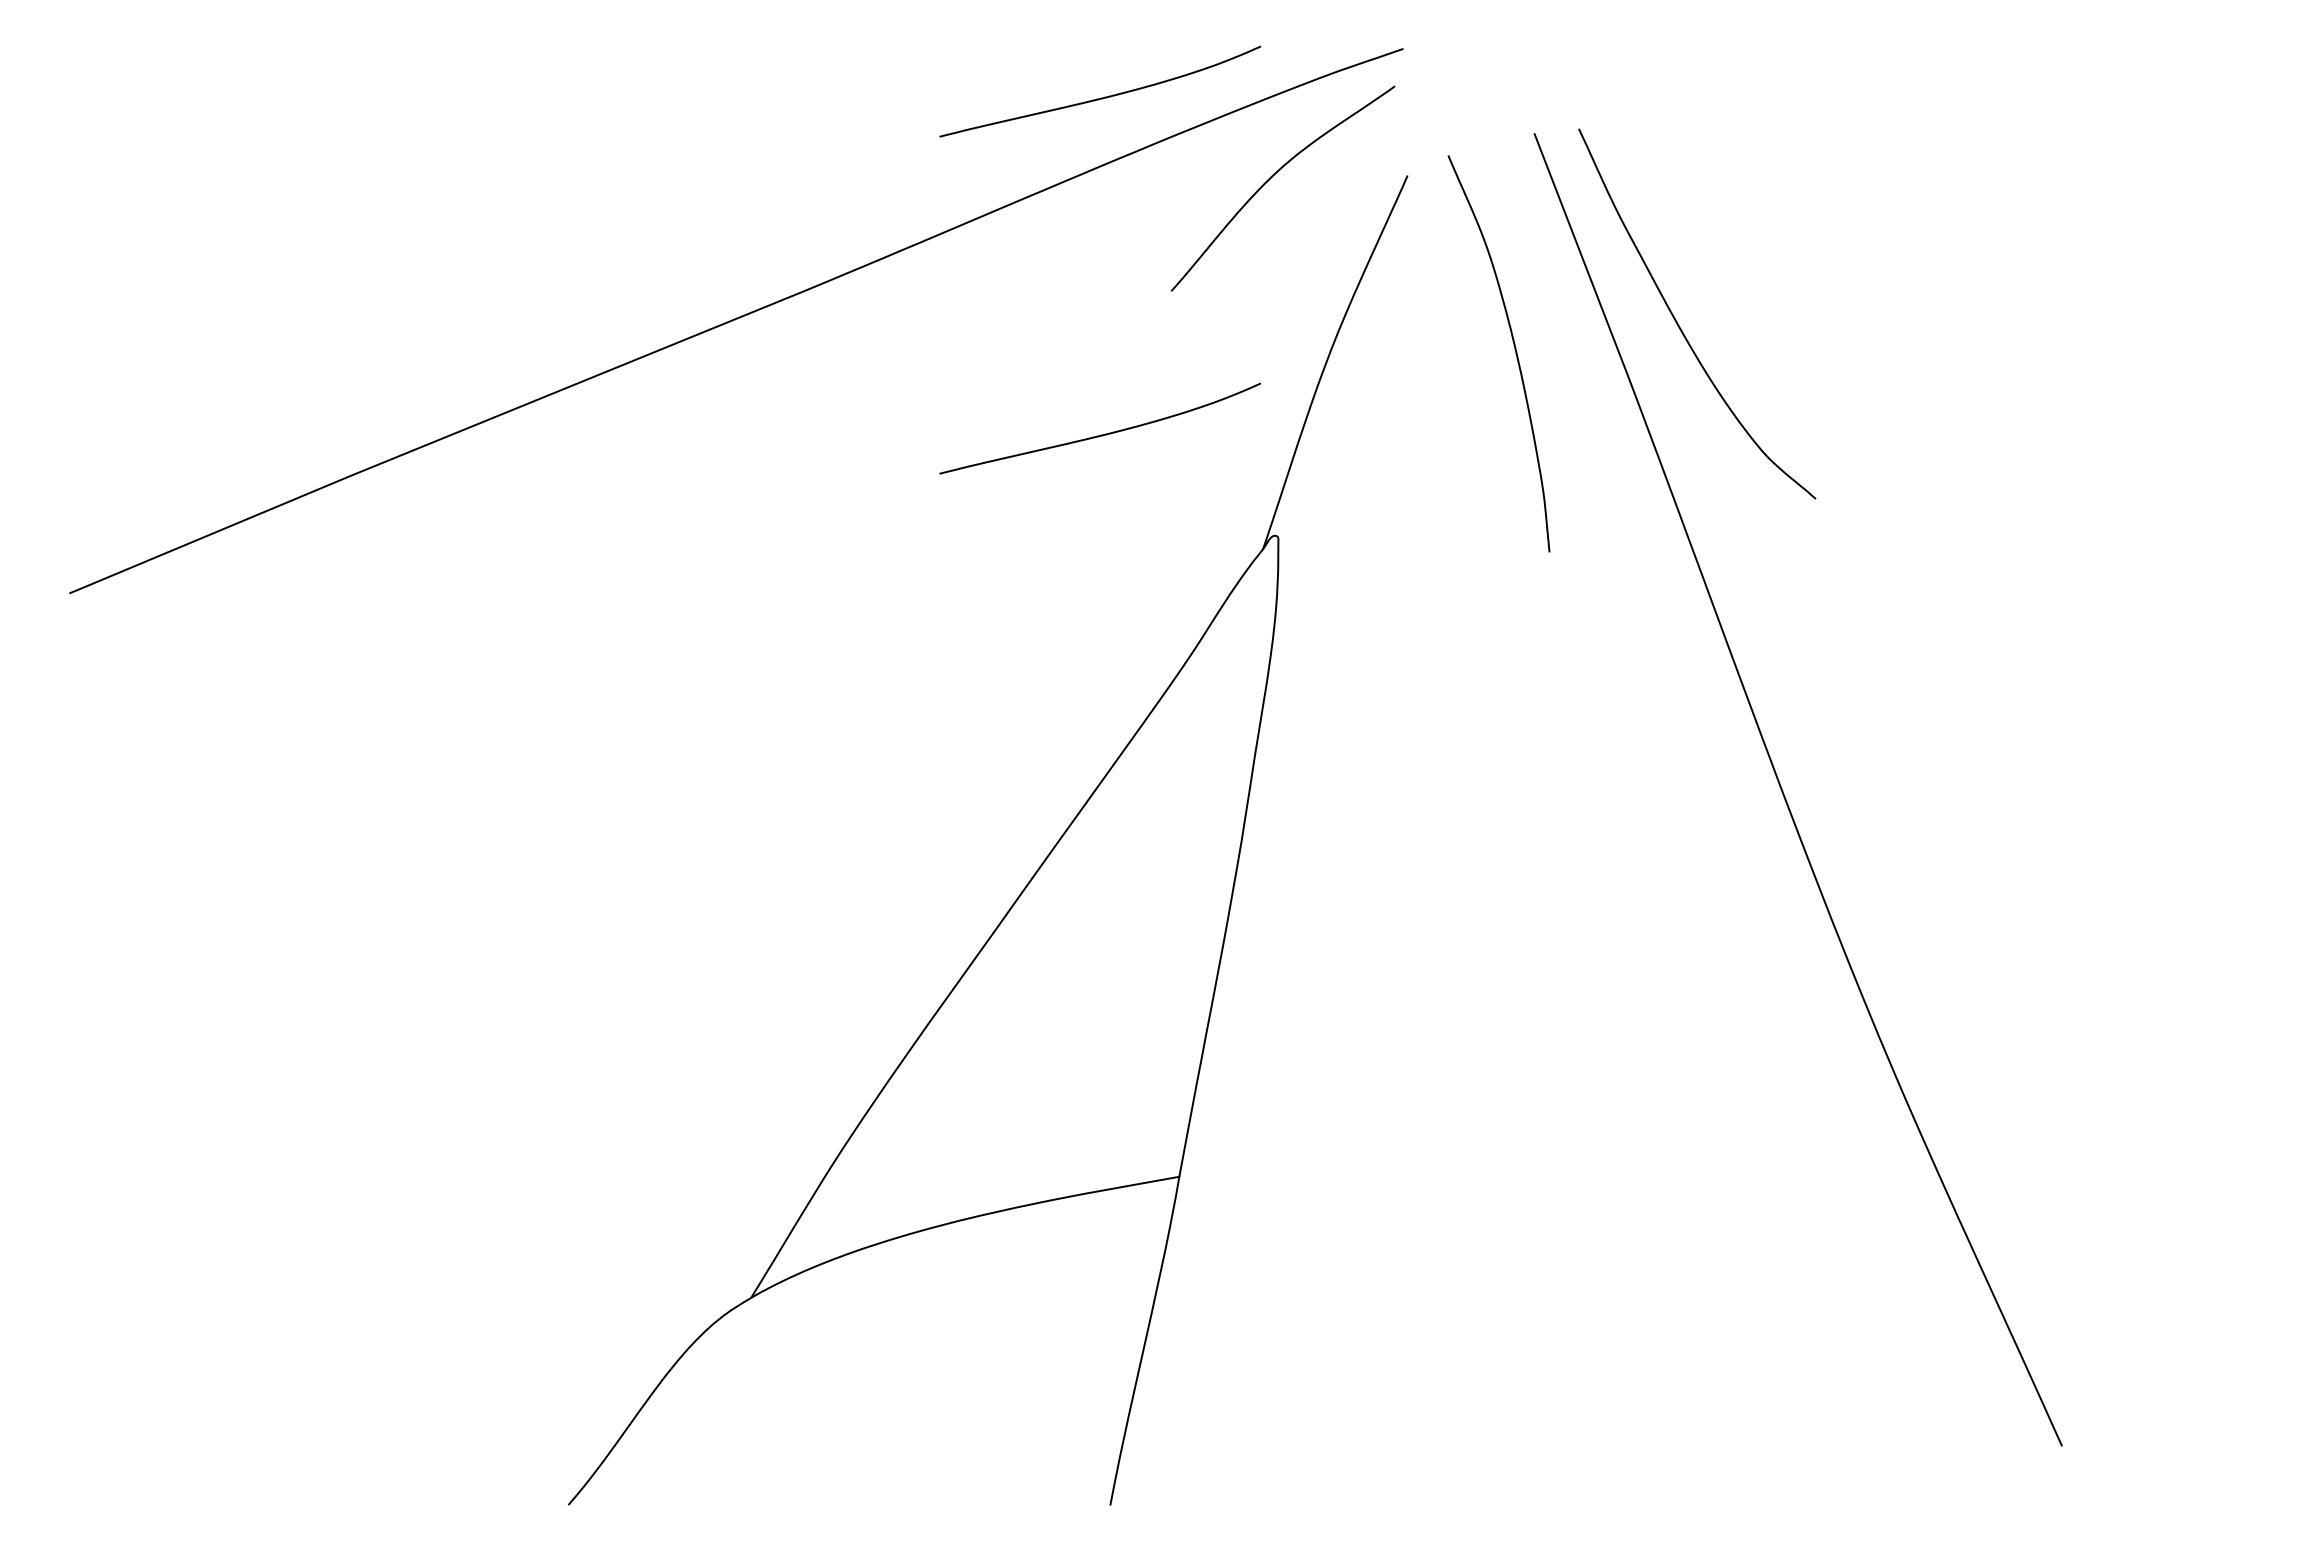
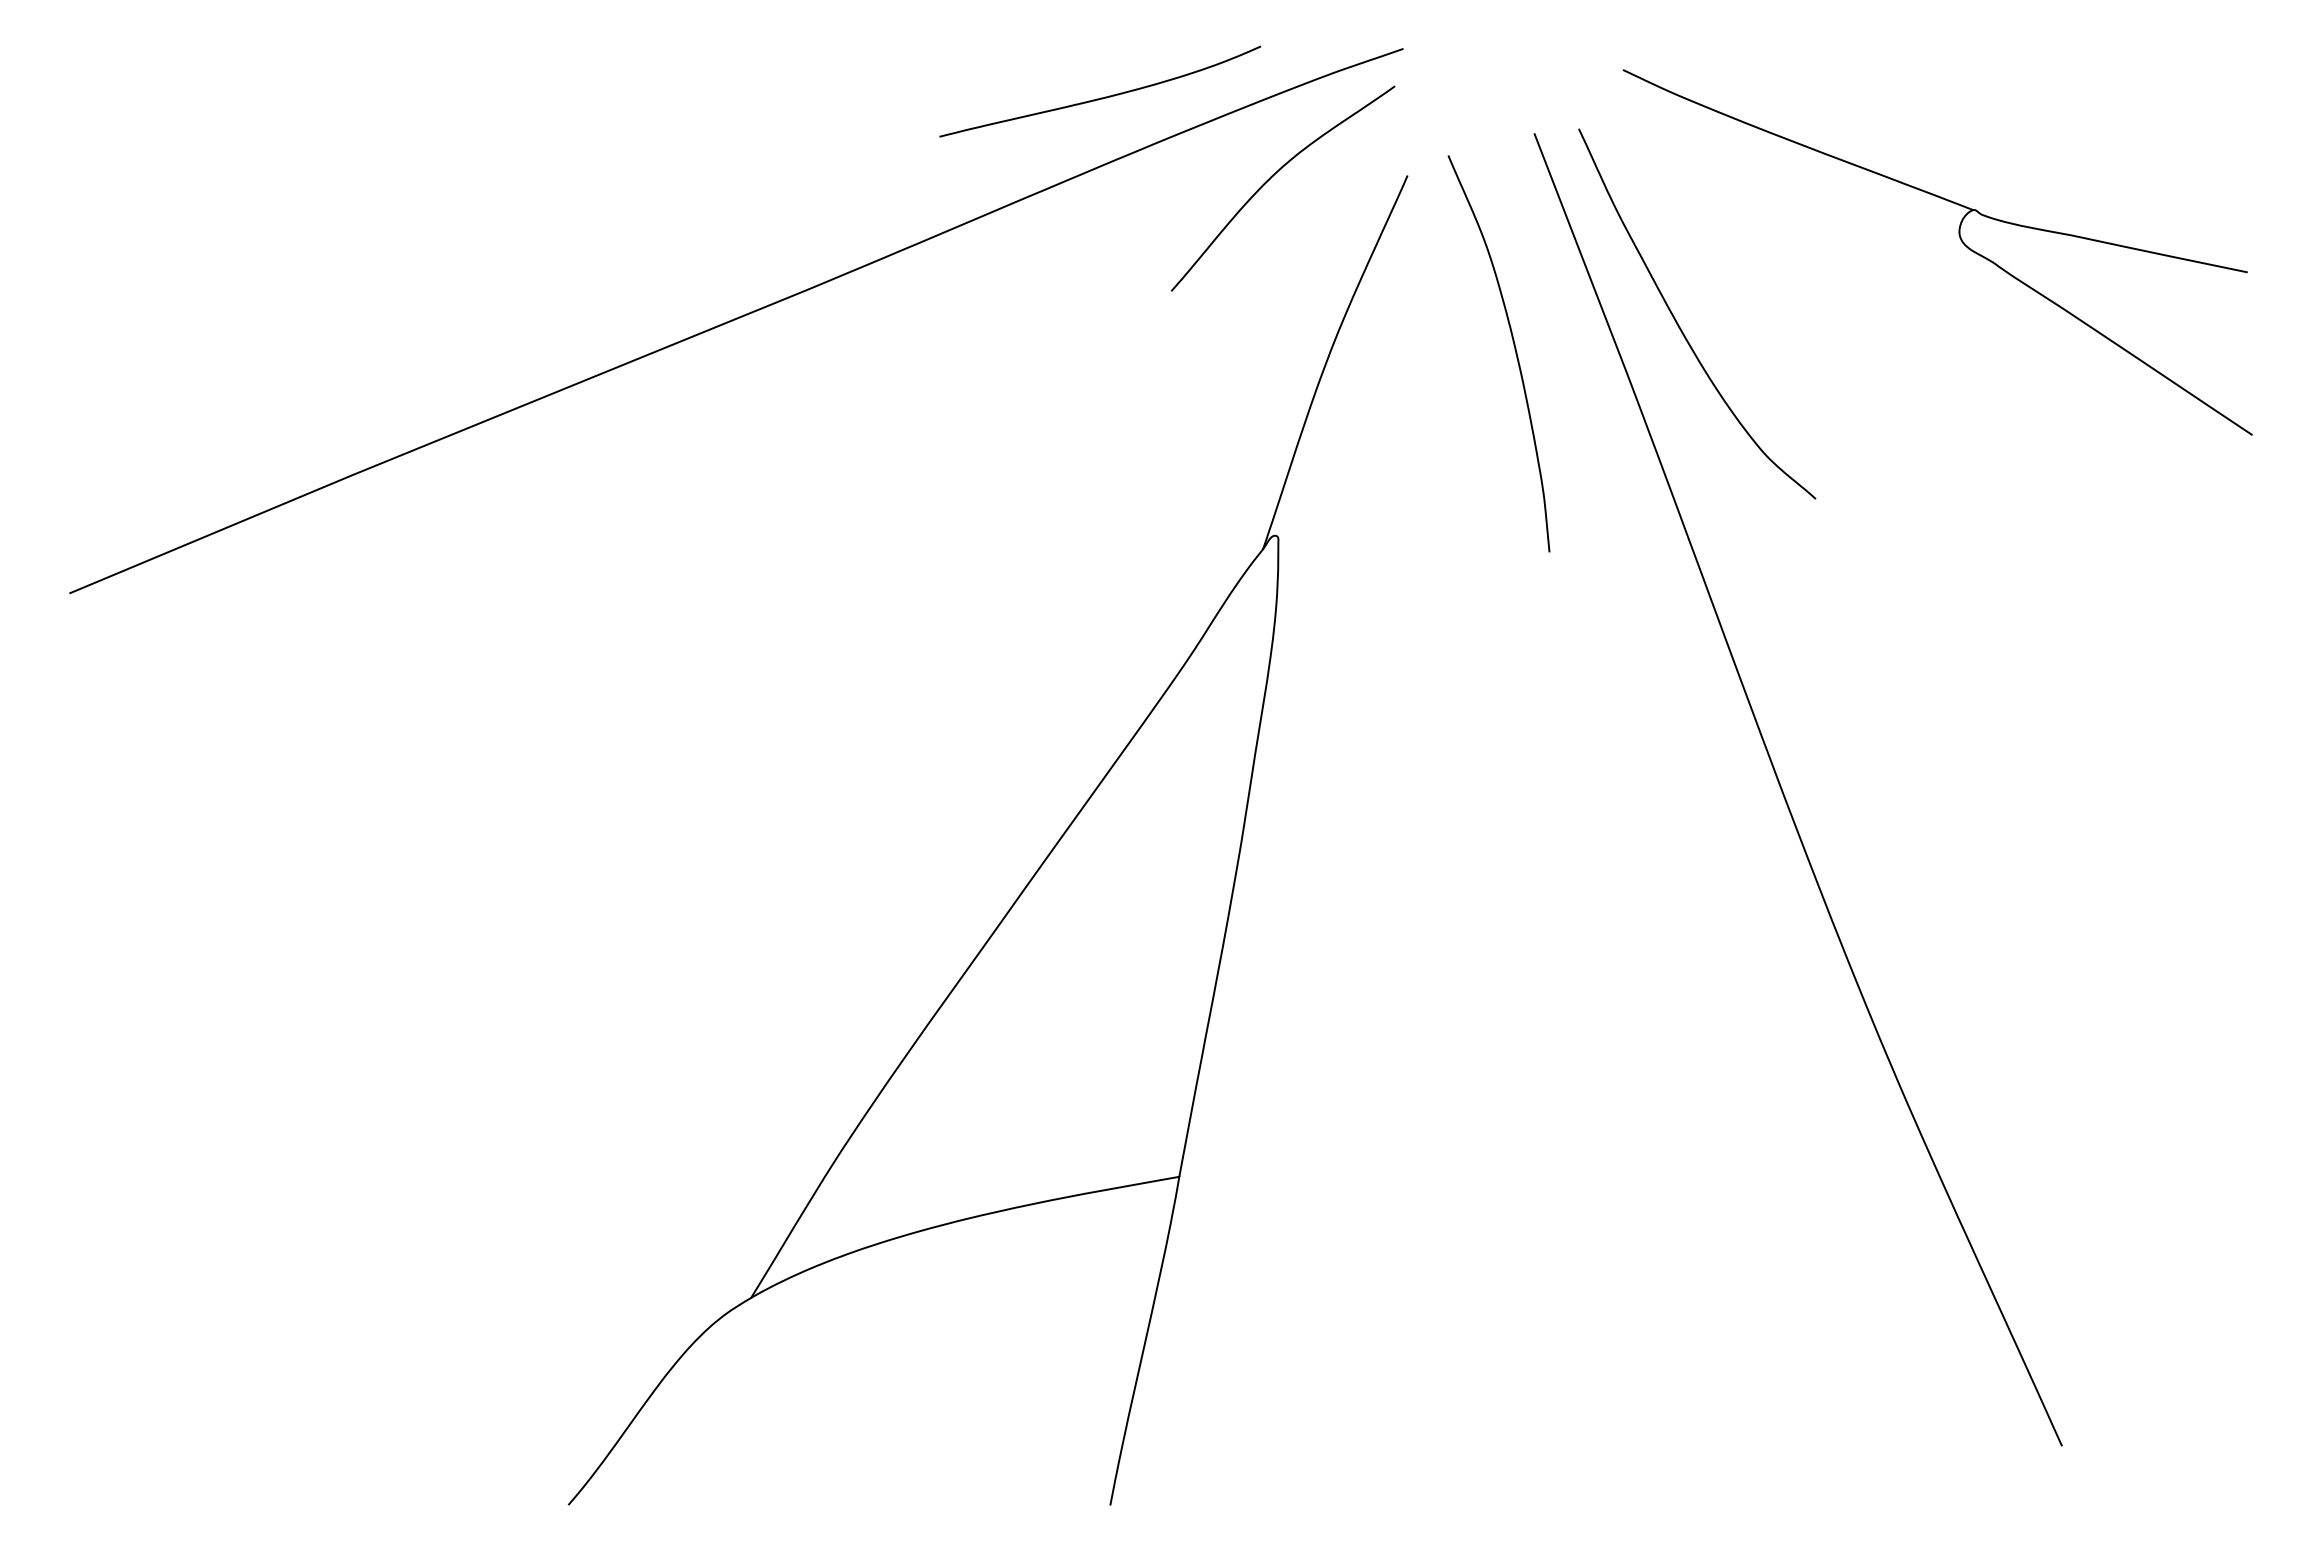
part: none -> present (1960, 240)
curve: present -> none (1100, 434)
